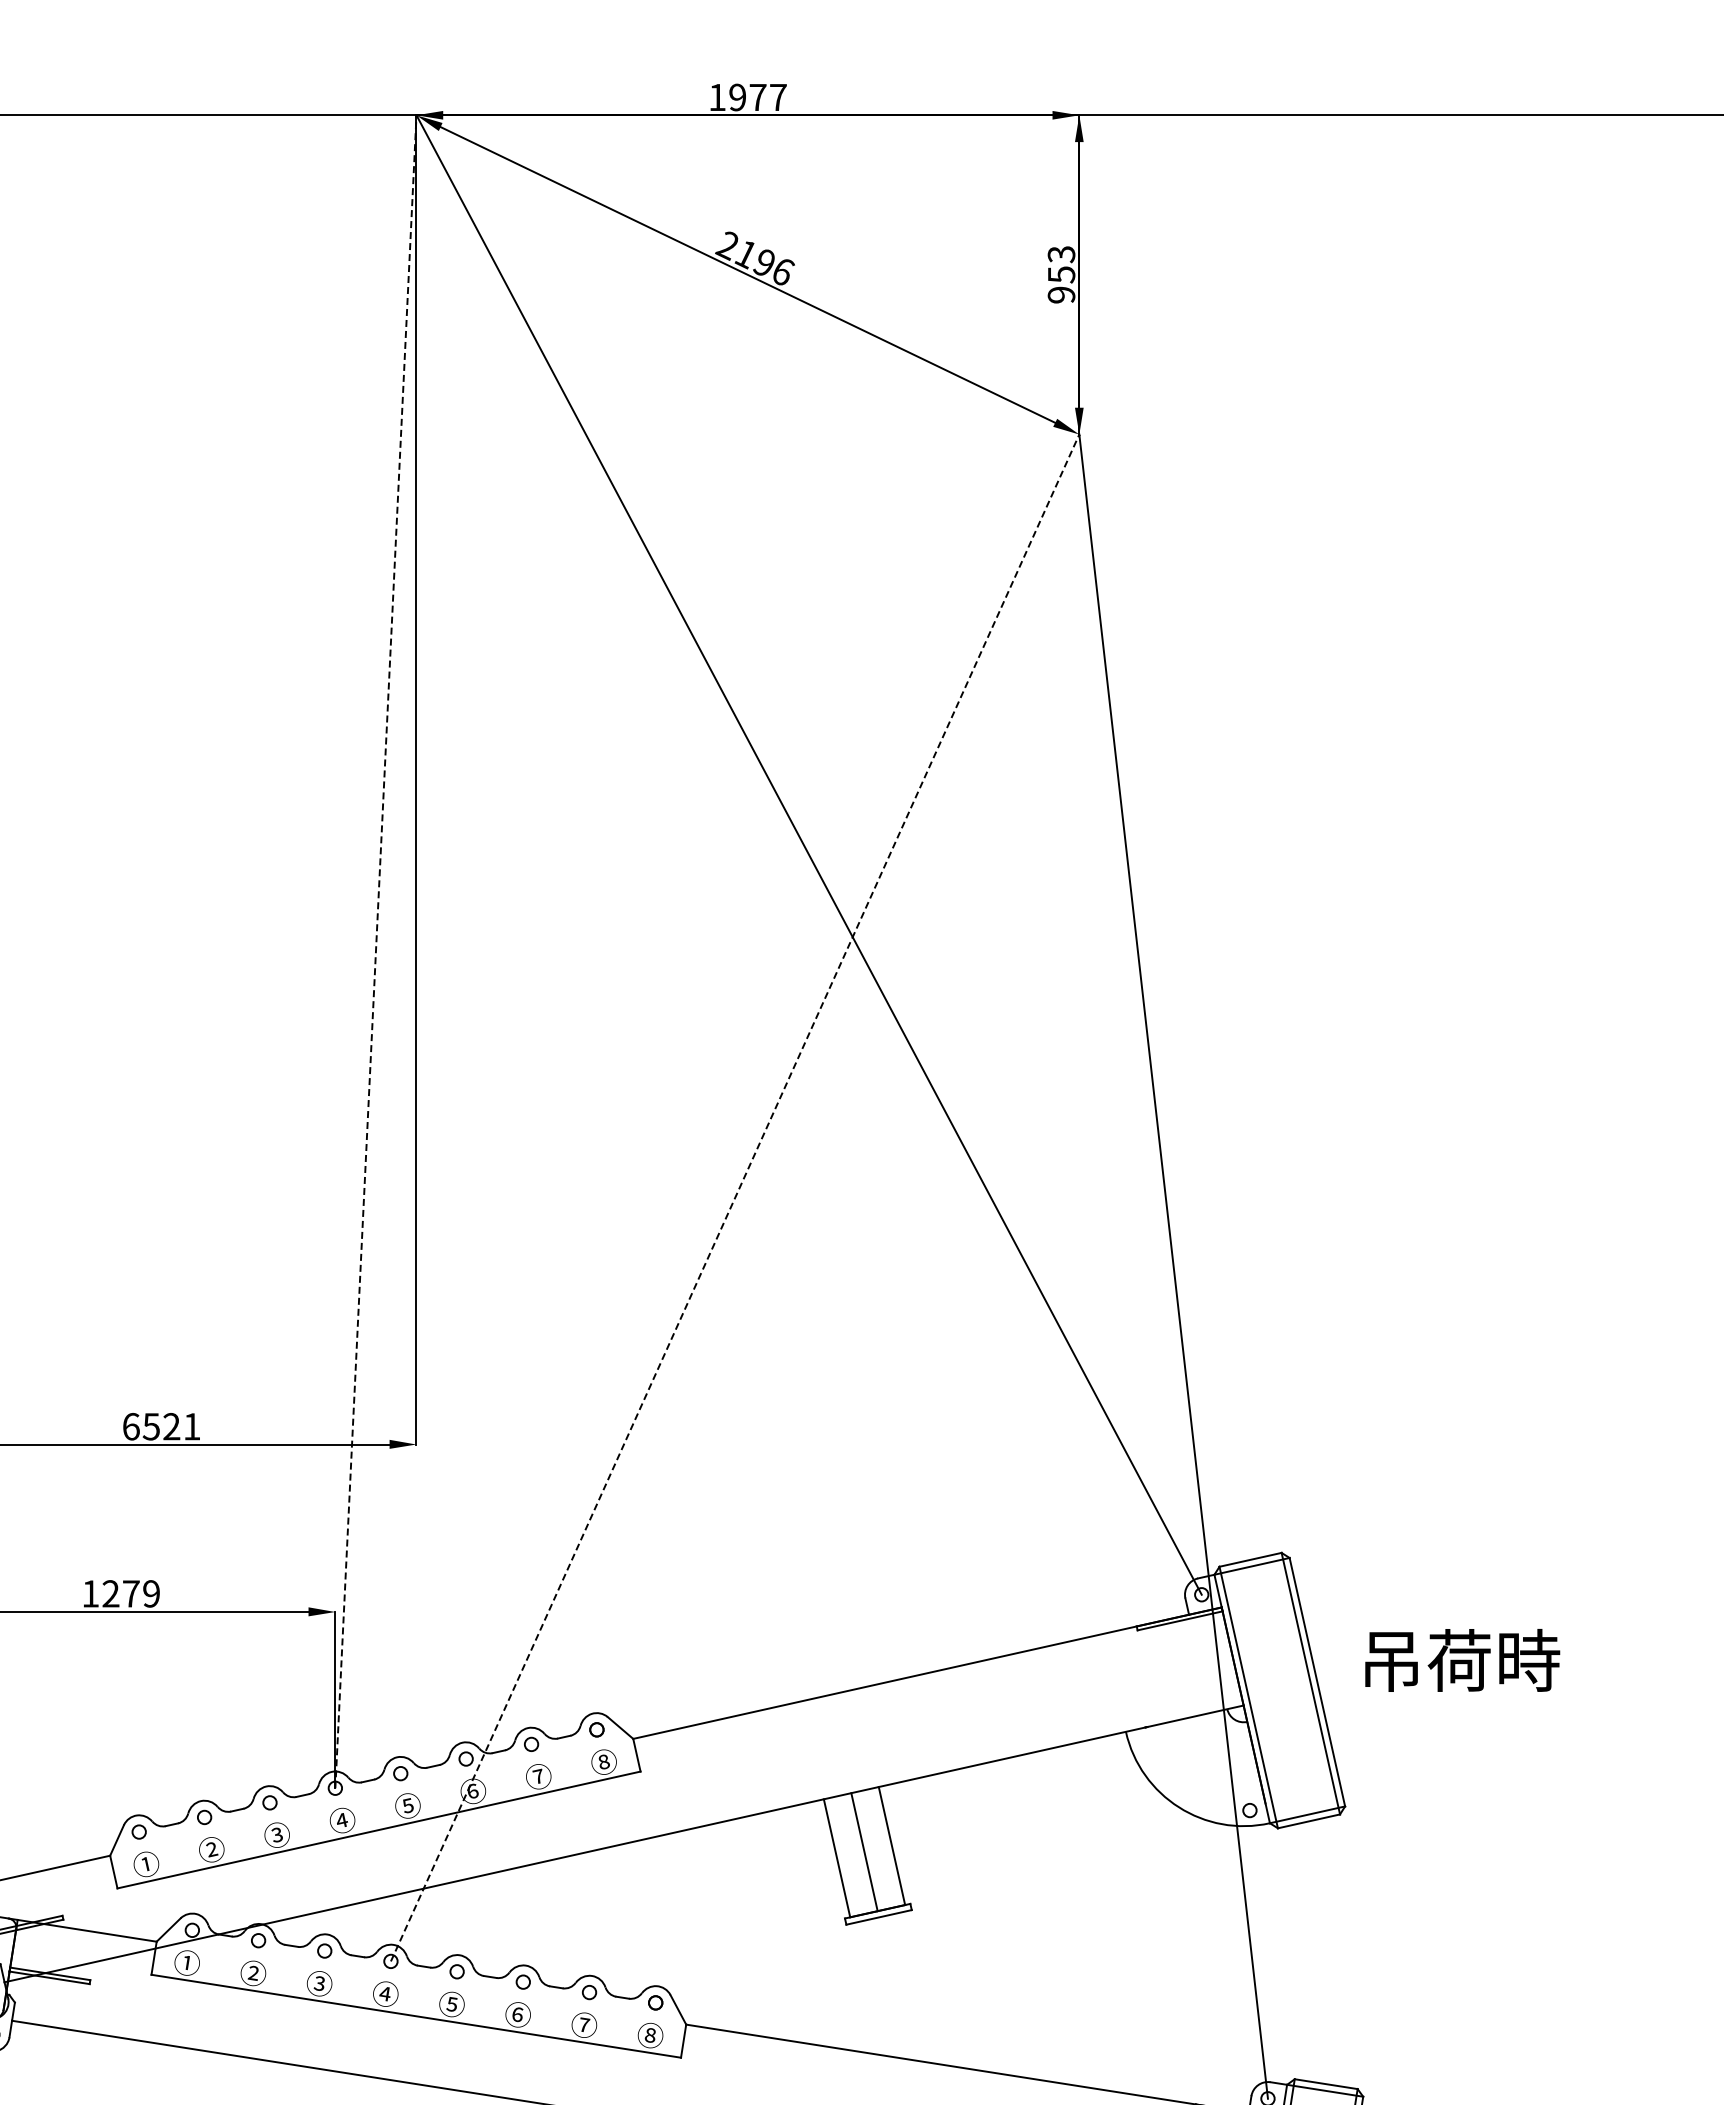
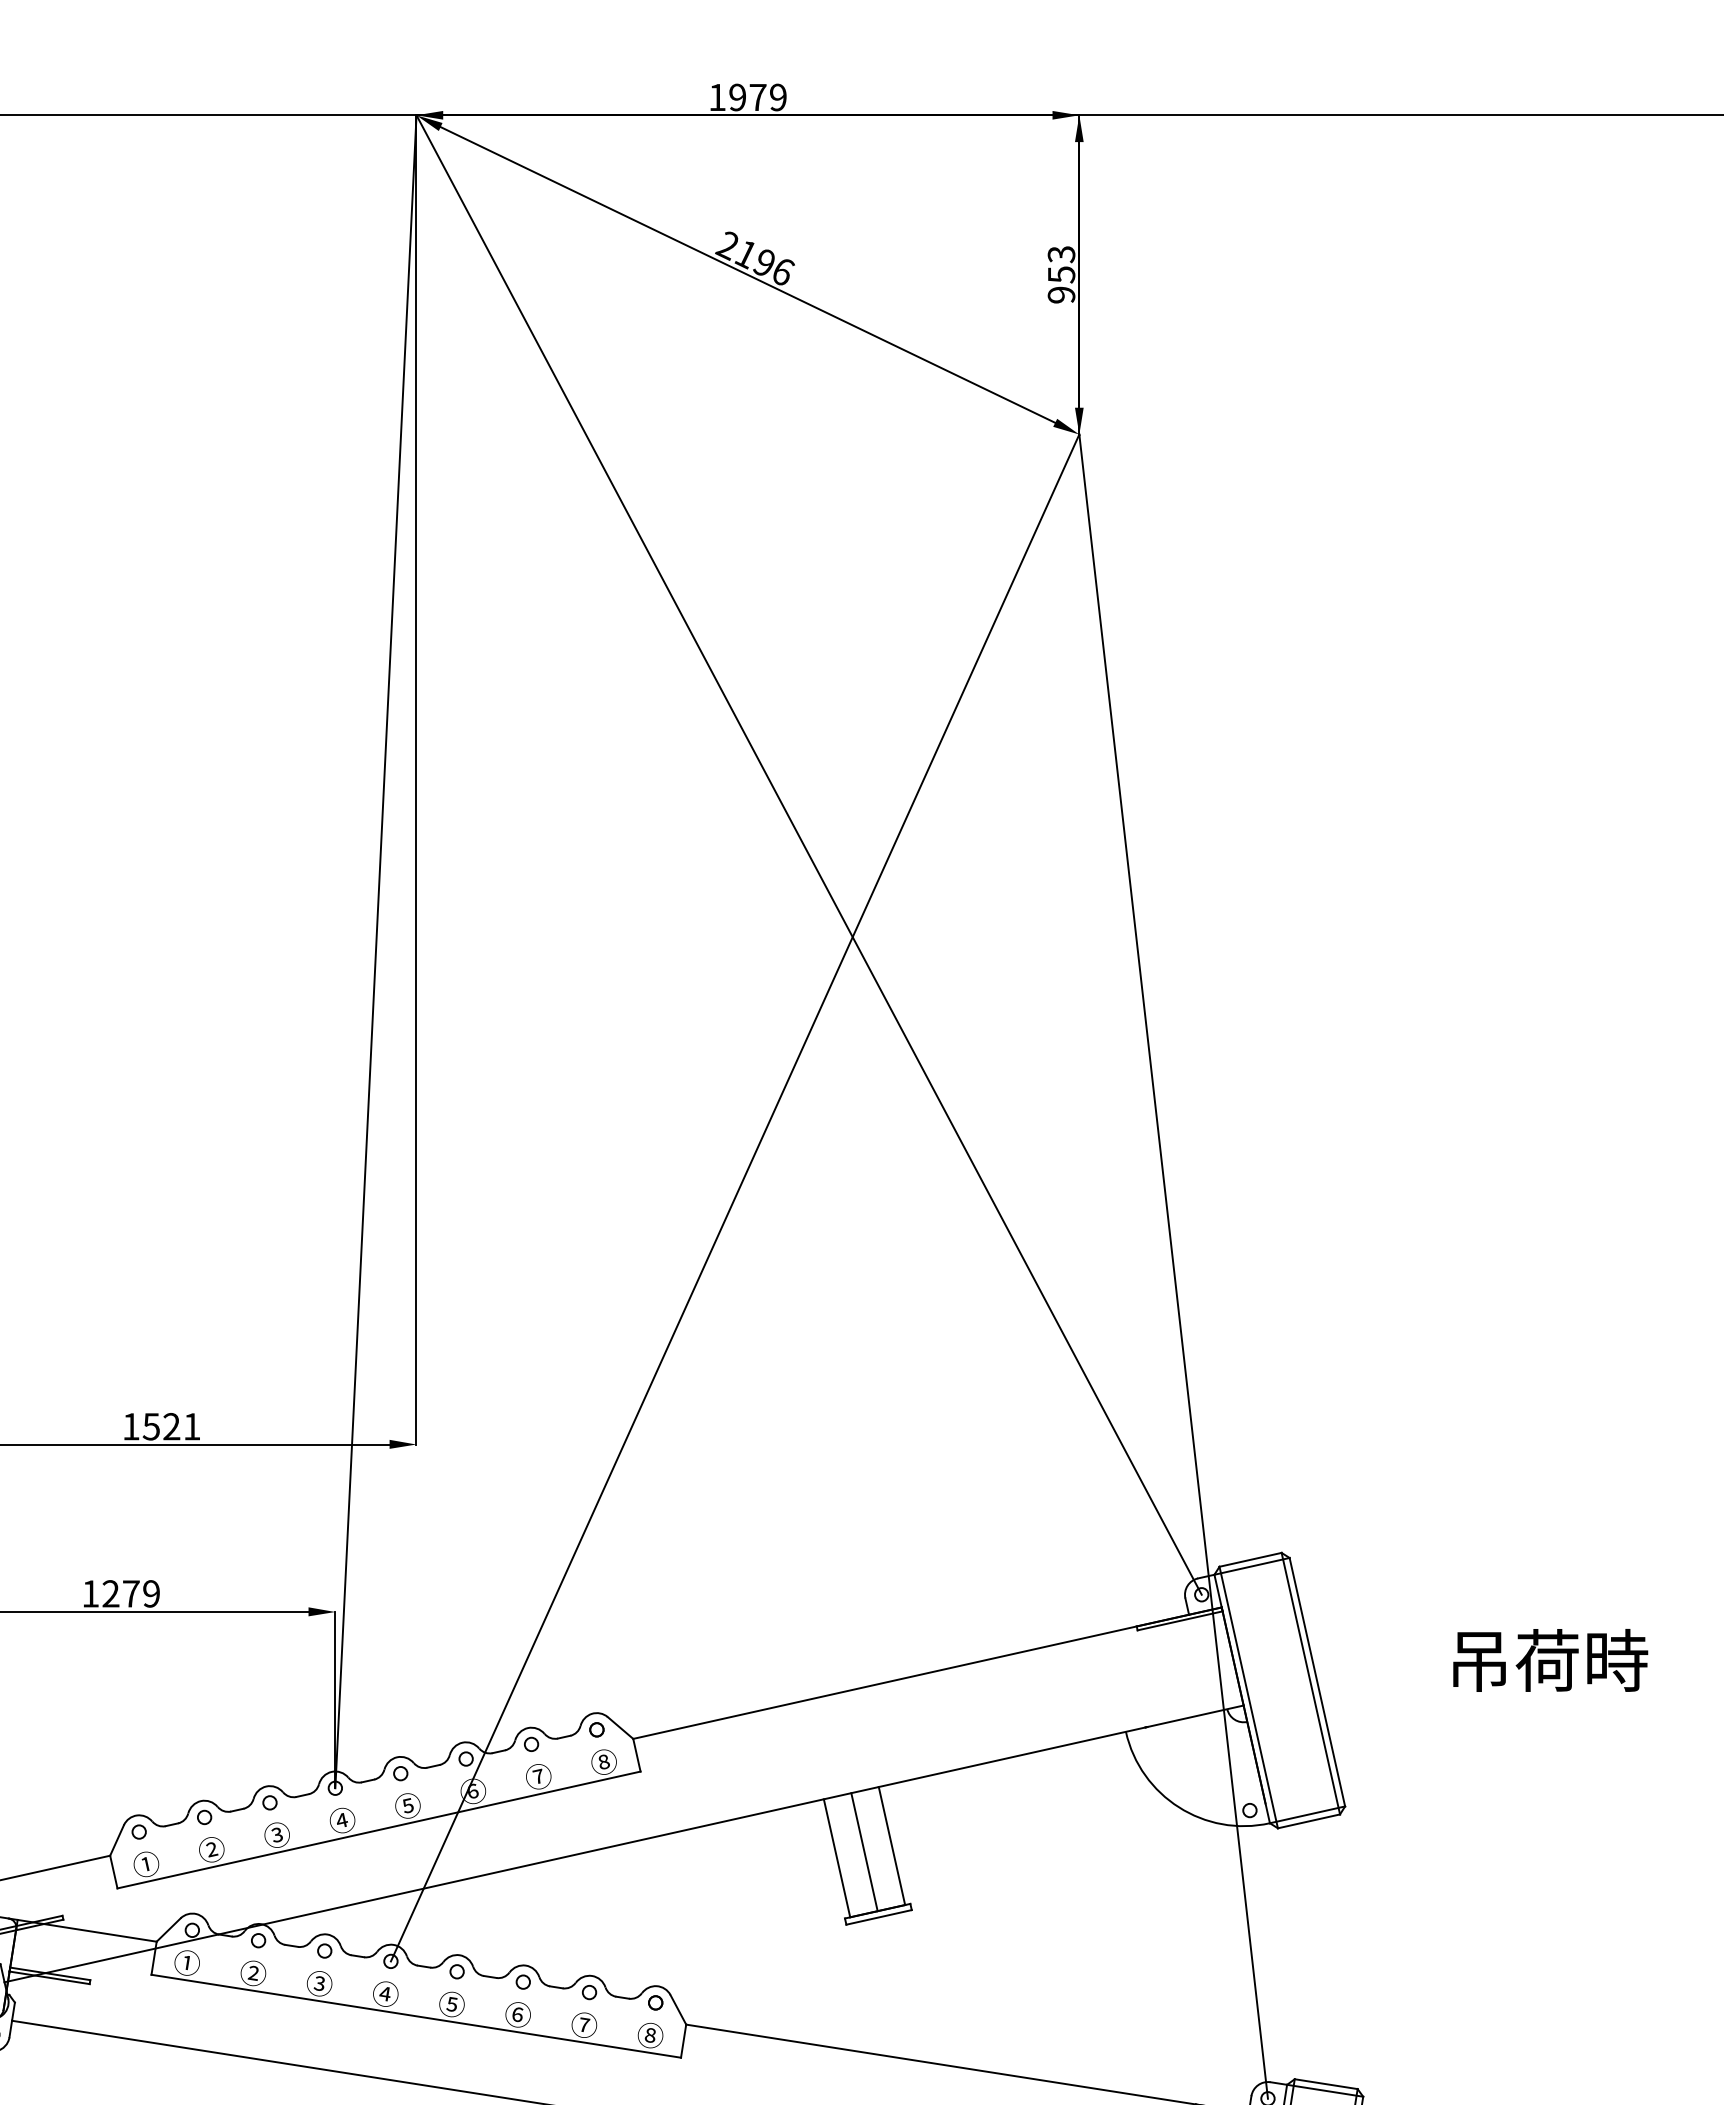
text: 1977 -> 1979 (778, 97)
line: dashed -> solid (375, 951)
line: dashed -> solid (735, 1197)
text: 6521 -> 1521 (131, 1426)
text position: (1462, 1660) -> (1550, 1660) (1550, 1660)
